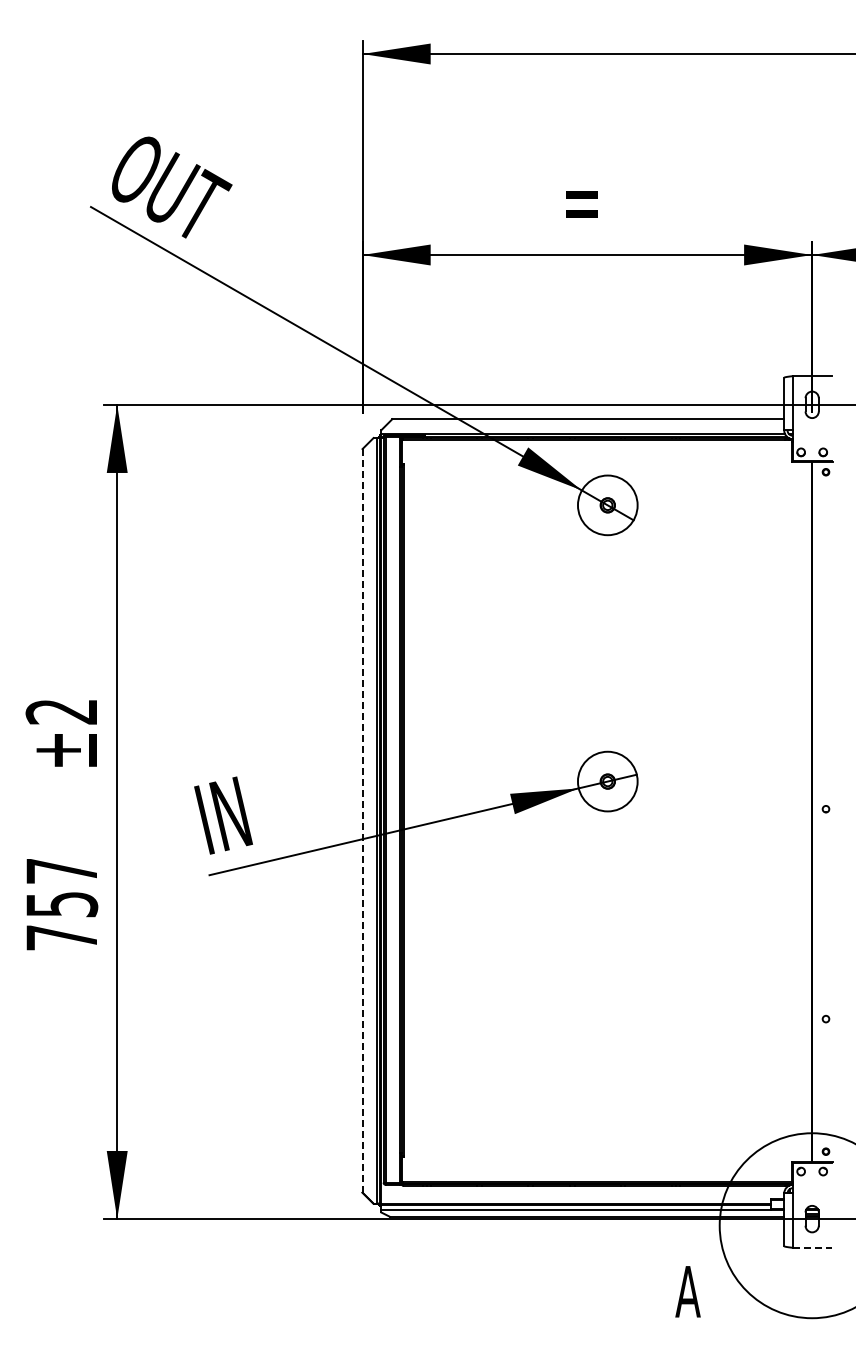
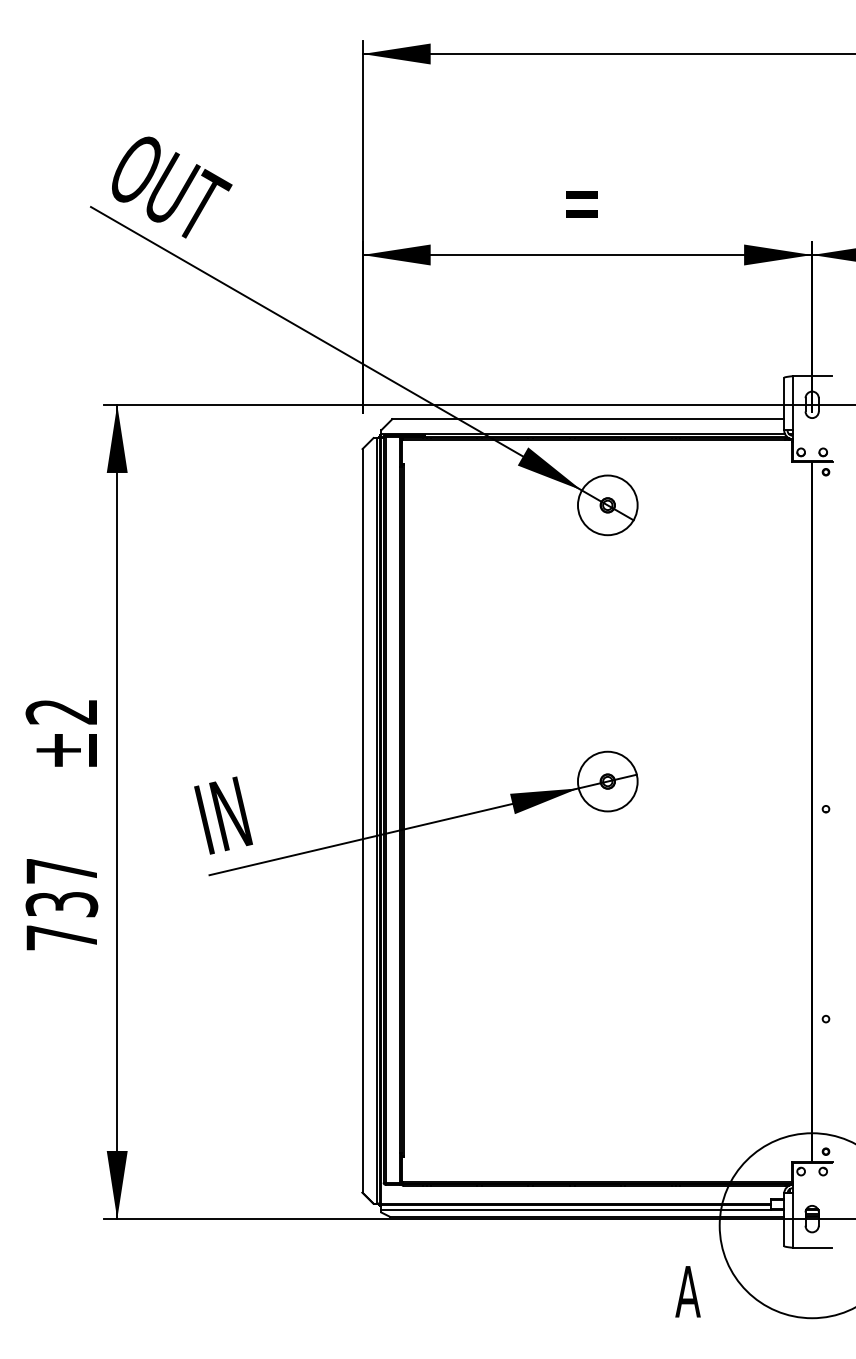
line: dashed -> solid (362, 820)
text: 757 -> 737 (61, 904)
line: dashed -> solid (812, 1247)
